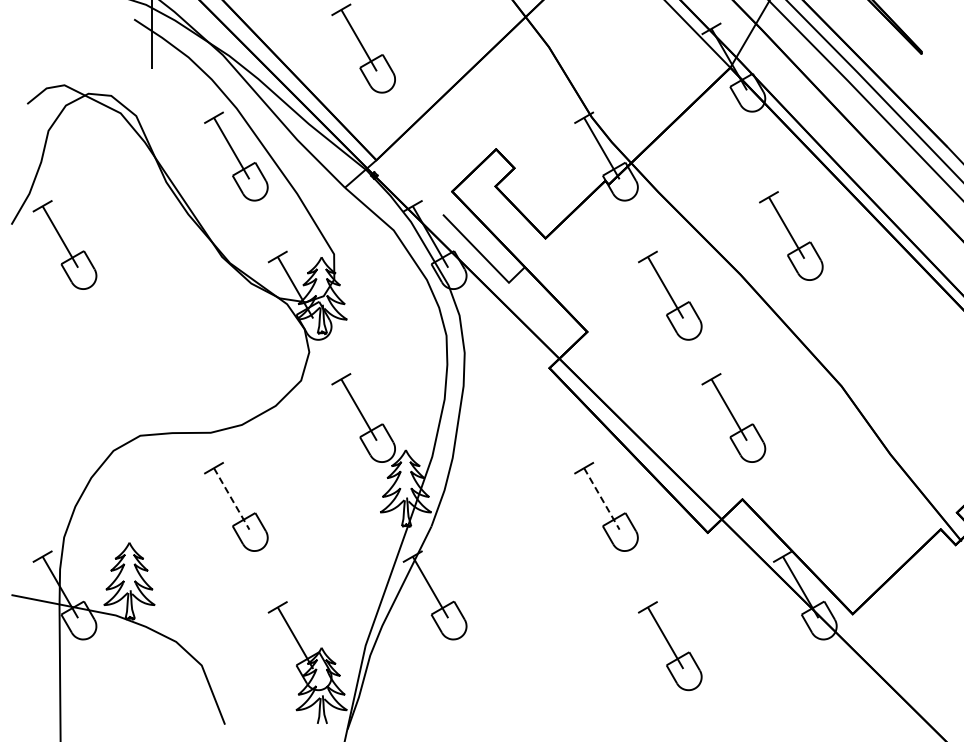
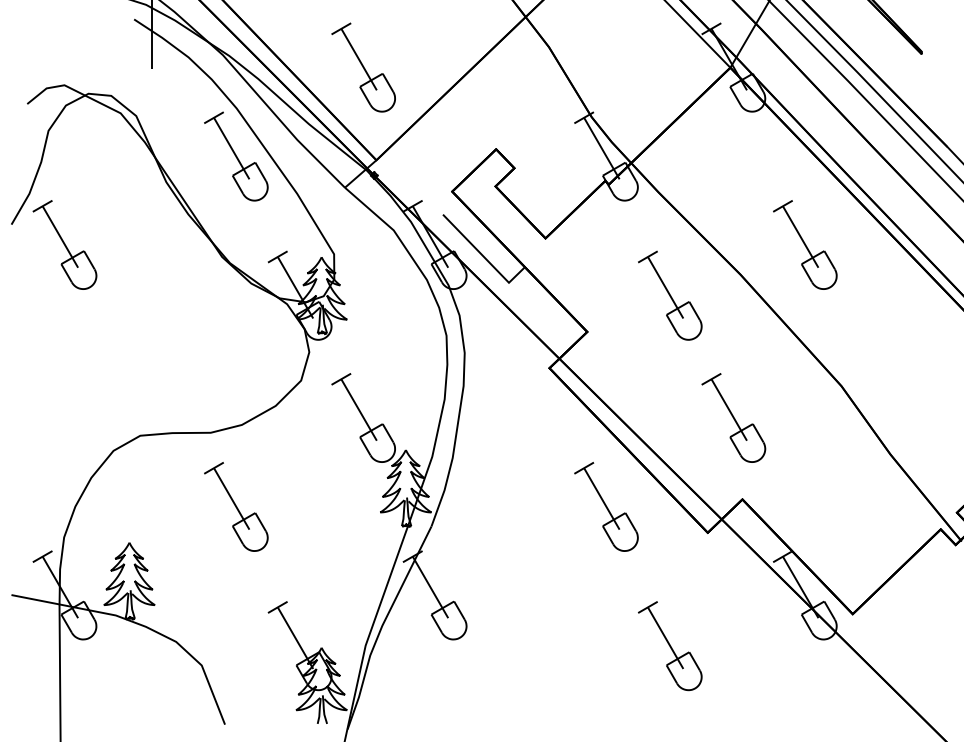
part position: (363, 48) -> (363, 67) (363, 67)
part position: (791, 235) -> (805, 244) (805, 244)
line: dashed -> solid (231, 499)
line: dashed -> solid (602, 499)
